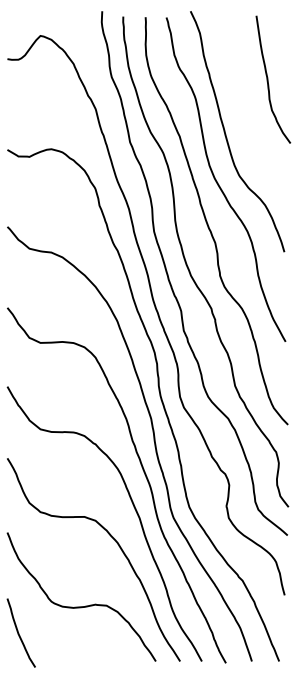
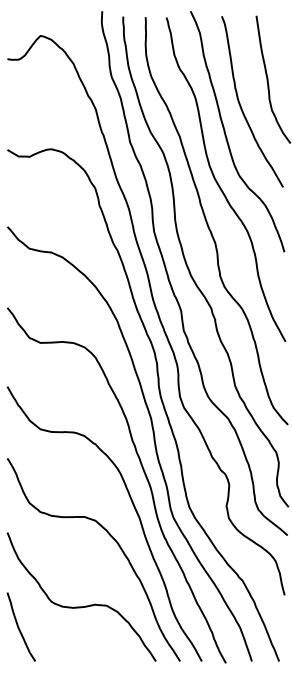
curve: none -> present (241, 105)
curve position: (19, 633) -> (19, 627) (19, 627)
